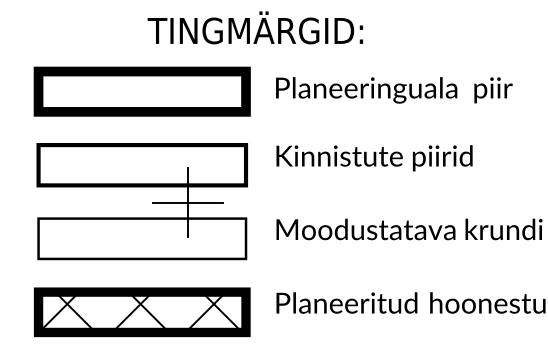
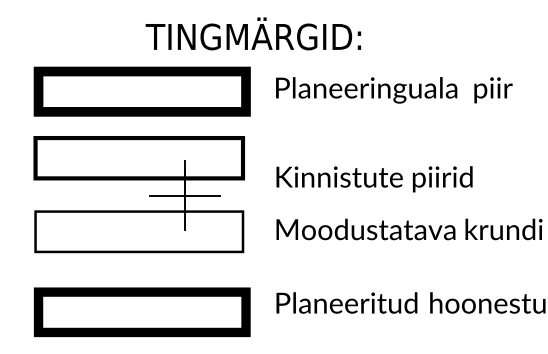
text position: (255, 27) -> (253, 33) (253, 33)
text position: (374, 158) -> (374, 179) (374, 179)
part position: (152, 202) -> (149, 195) (149, 195)
hatch: present -> none (140, 312)
